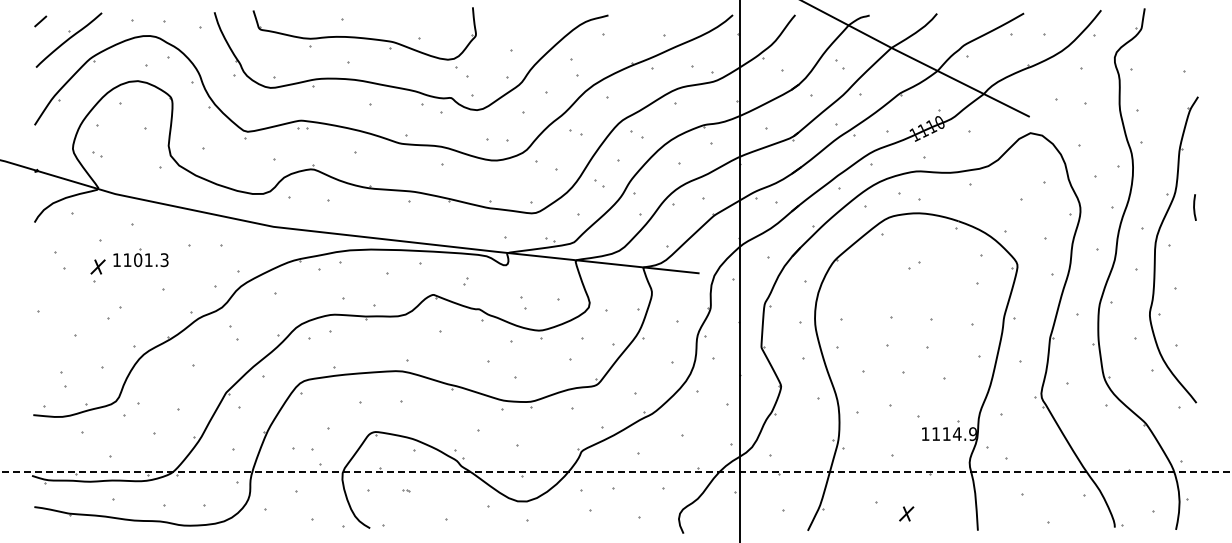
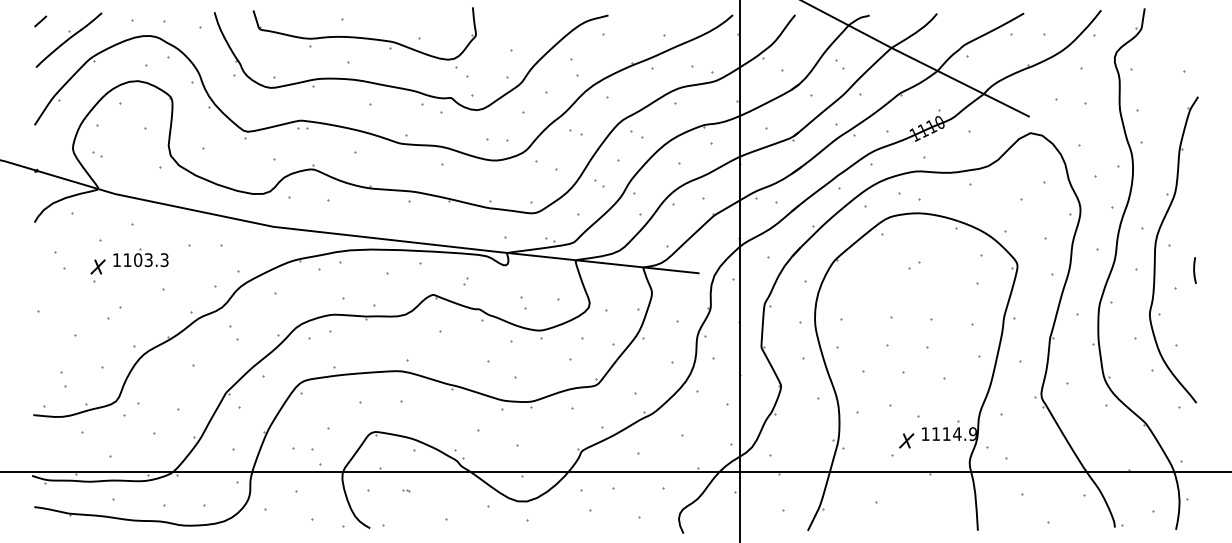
line position: (1194, 207) -> (1194, 270) (1194, 270)
text: 1101.3 -> 1103.3 (148, 260)
line: dashed -> solid (616, 471)
part position: (906, 513) -> (906, 440) (906, 440)
